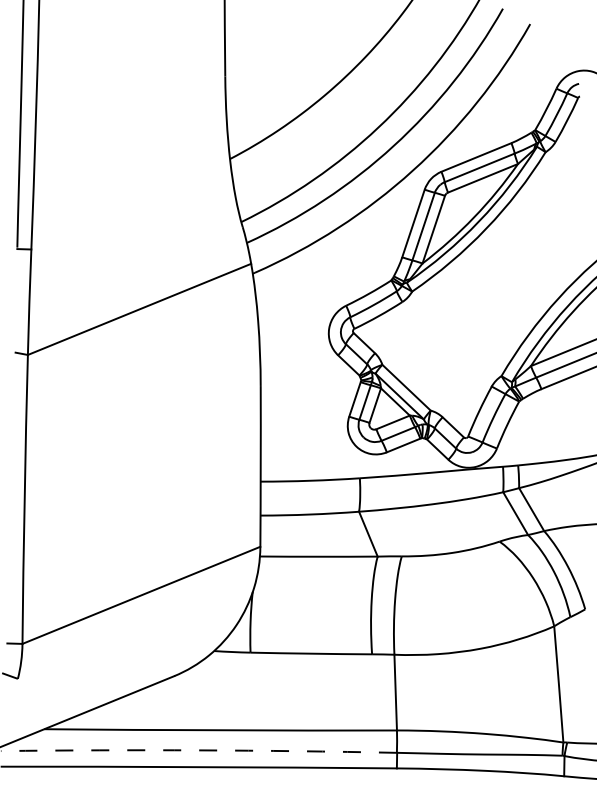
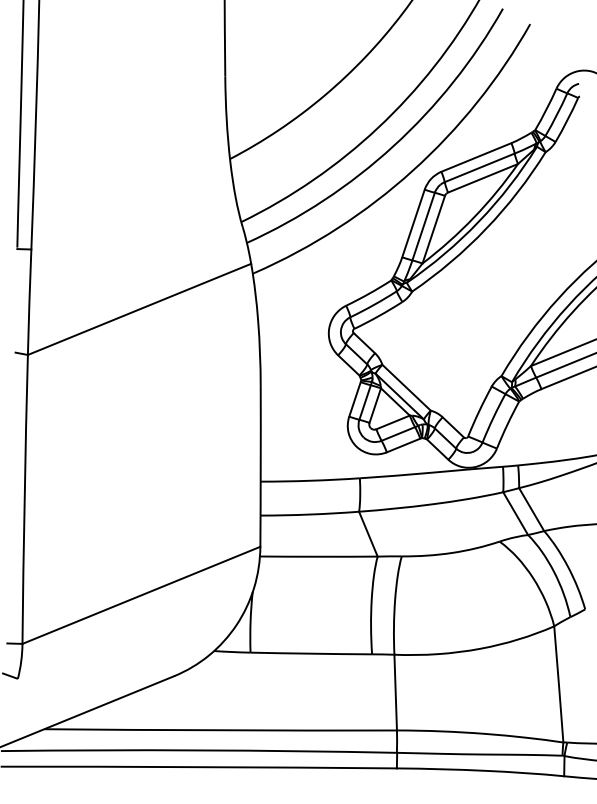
arc: dashed -> solid (198, 750)
